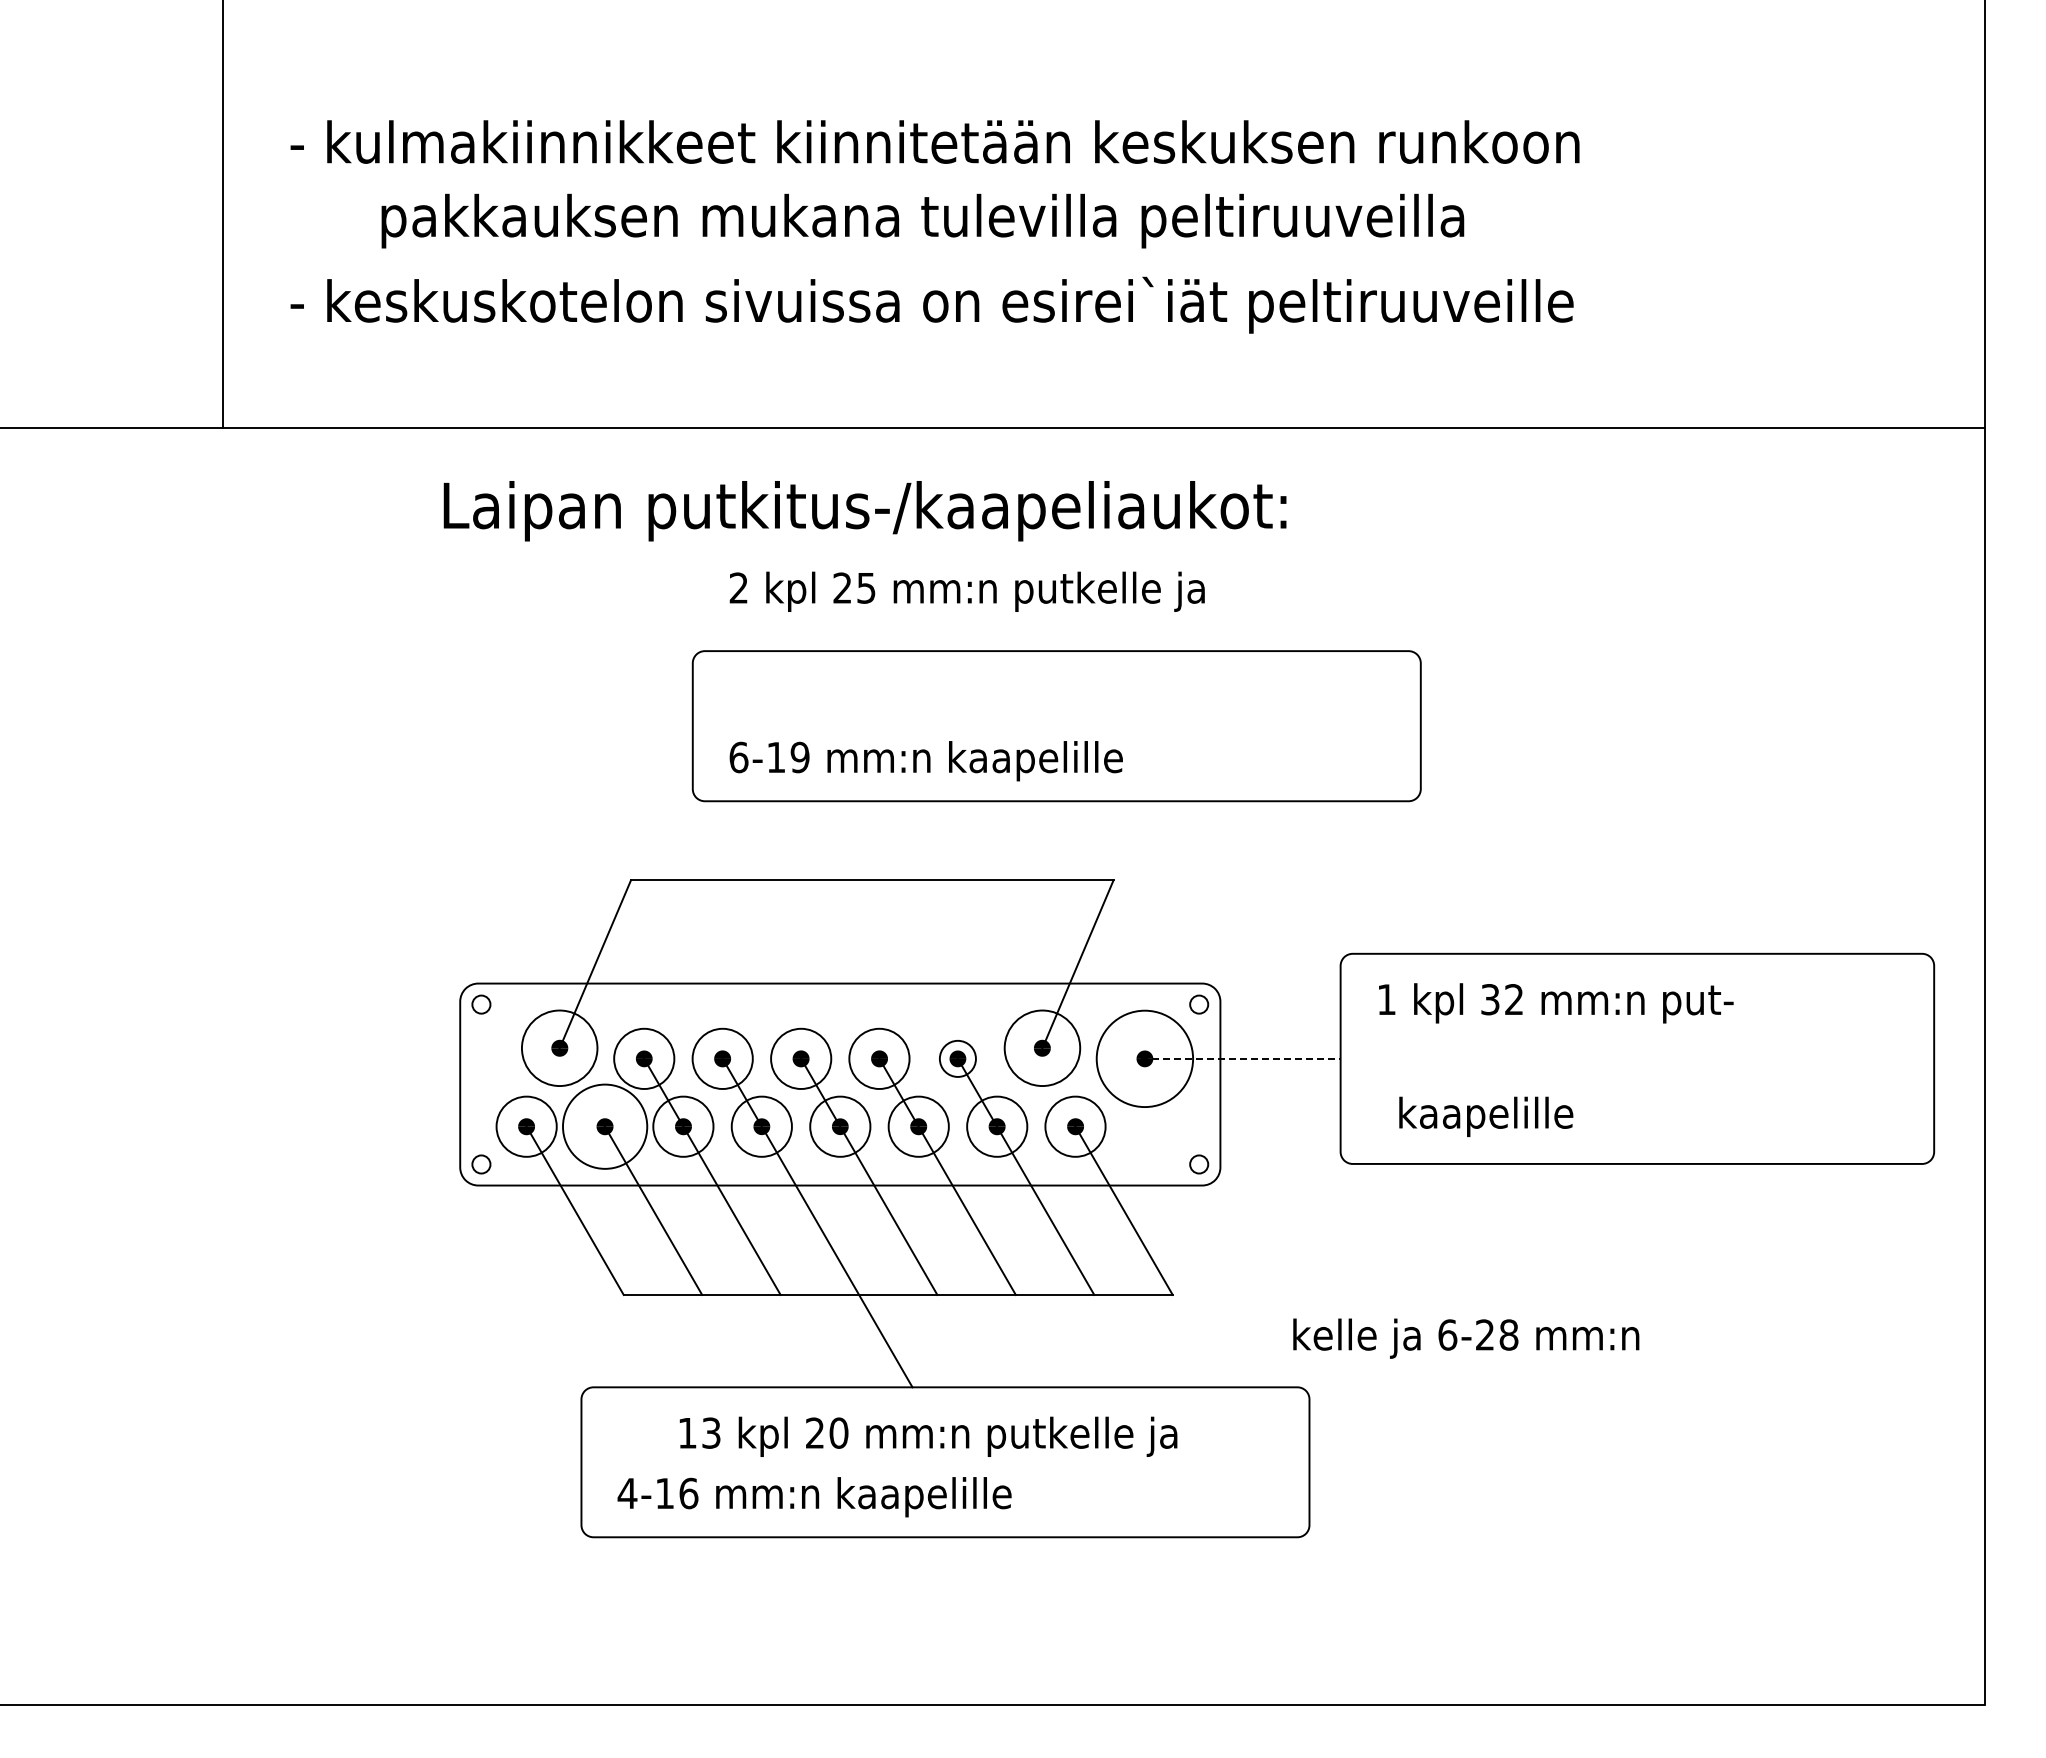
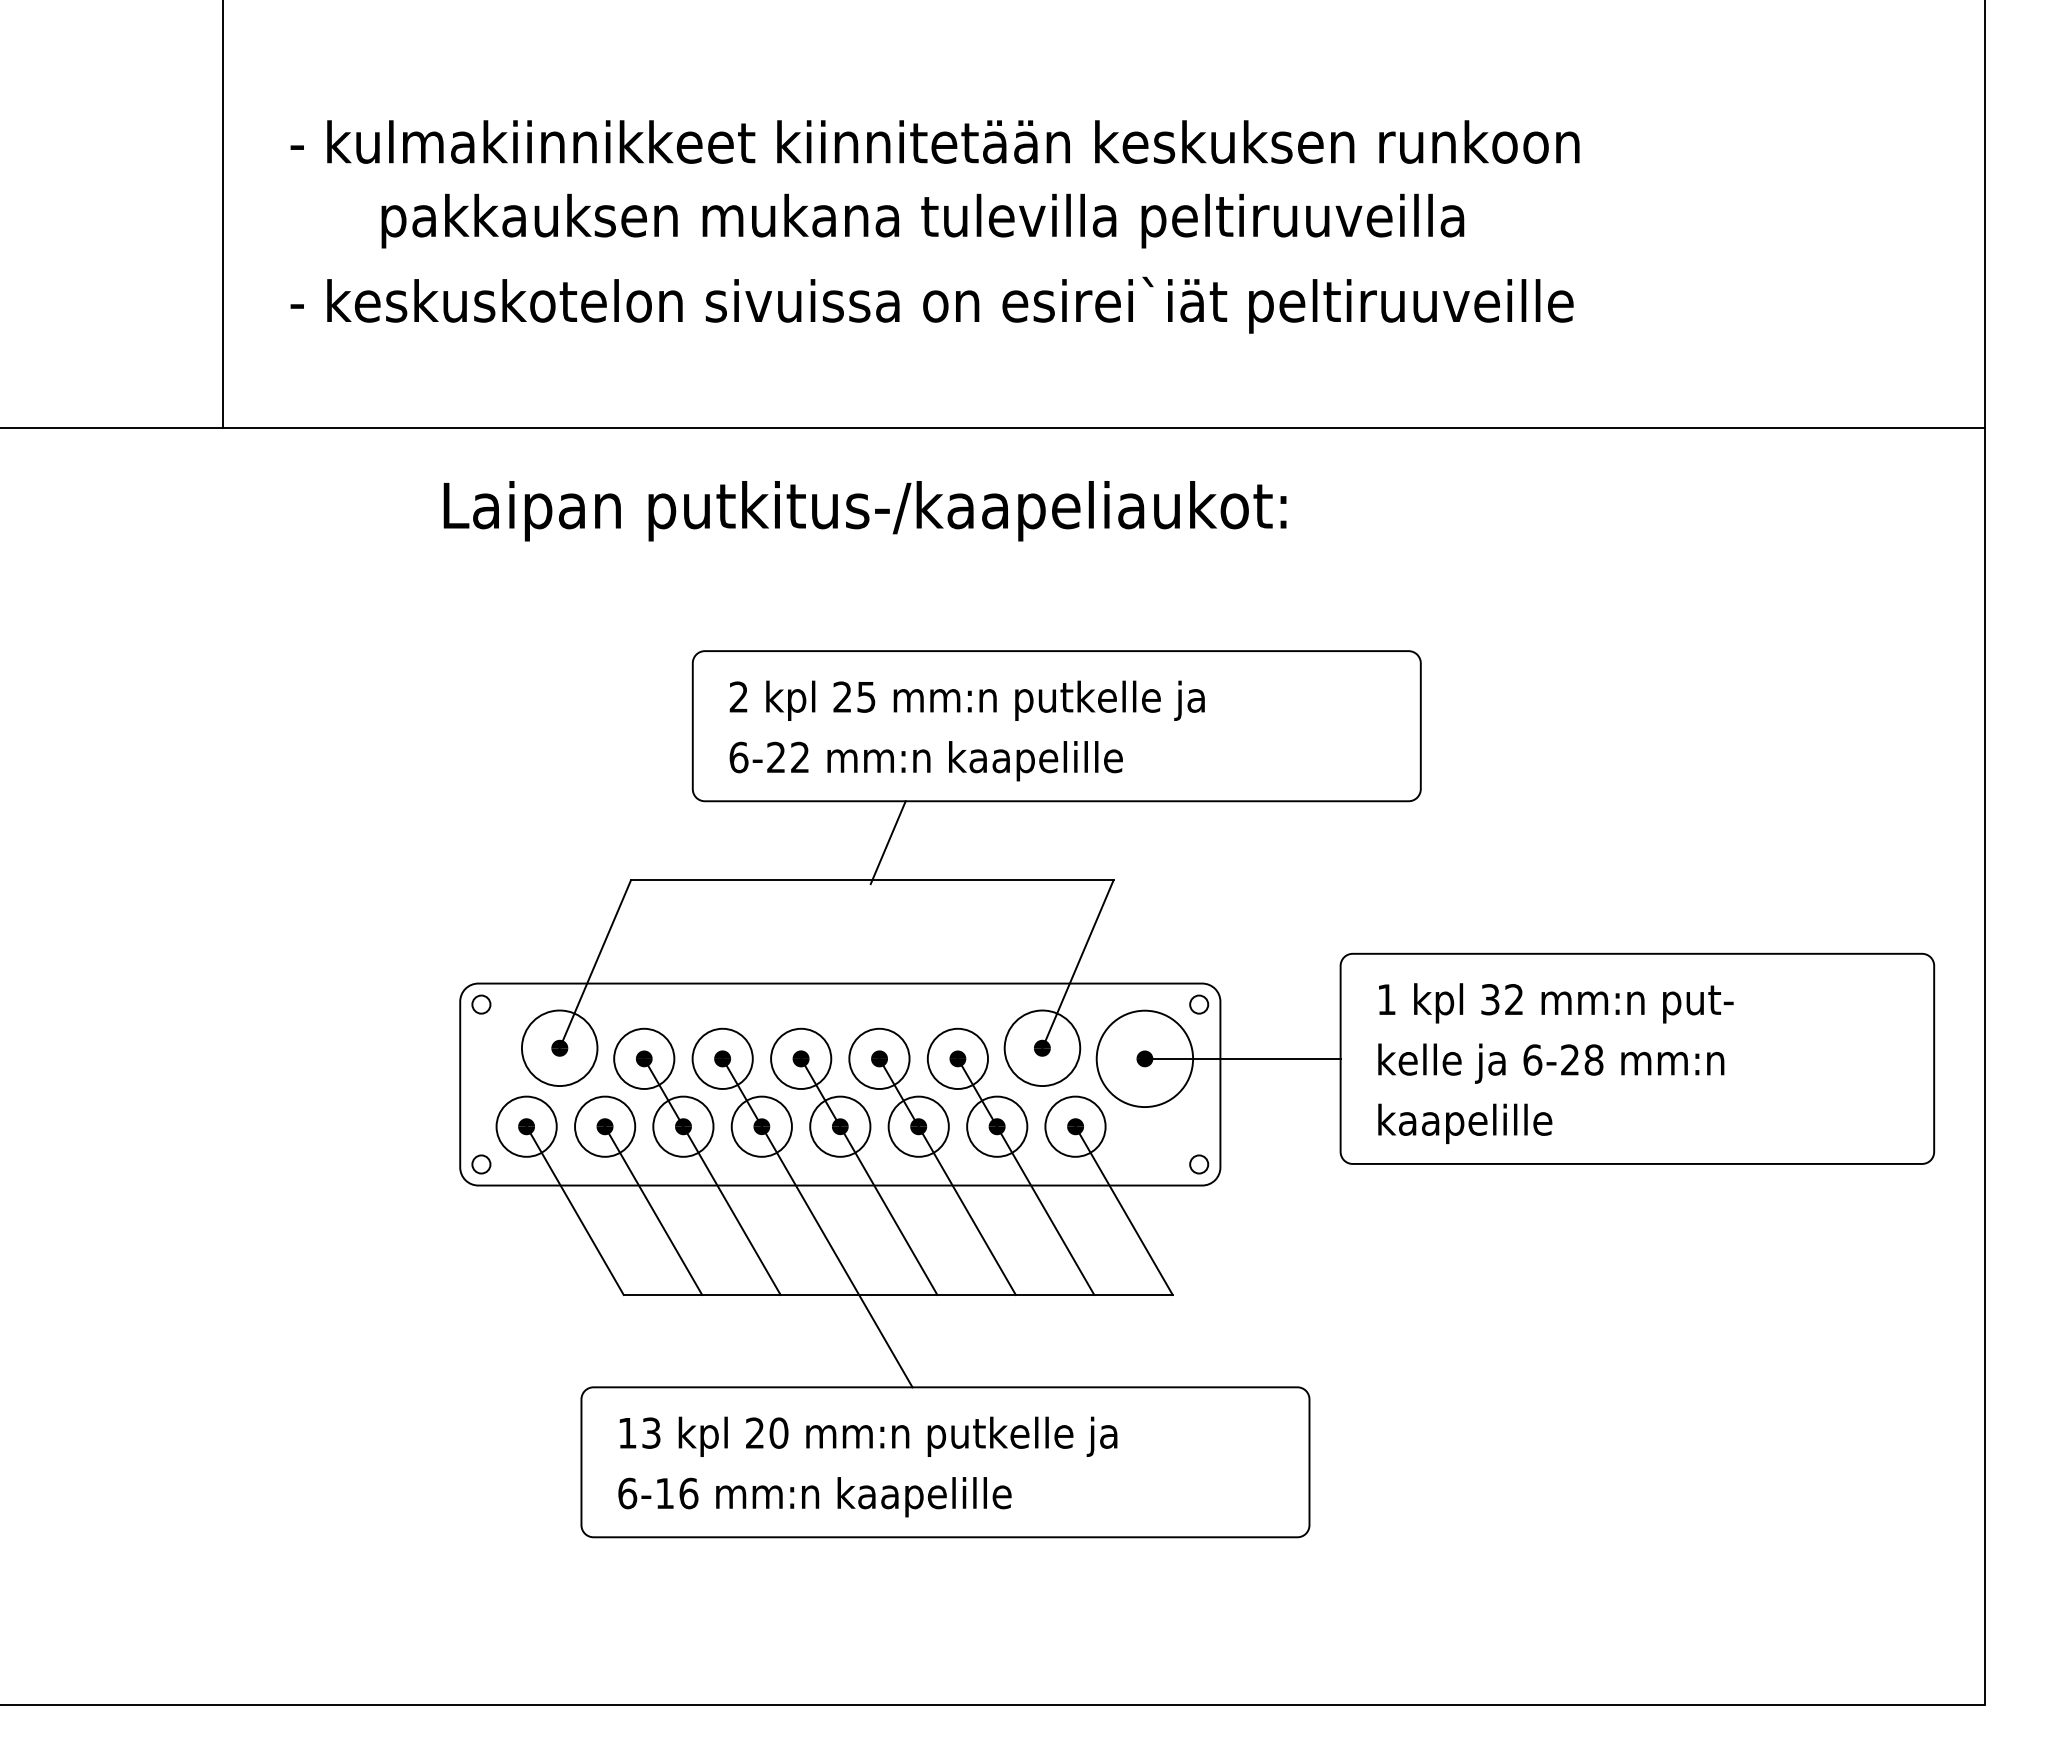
text position: (966, 591) -> (966, 700) (966, 700)
text: 6-19 -> 6-22 (788, 757)
line: none -> present (887, 842)
circle diameter: 36 px -> 60 px (957, 1058)
line: dashed -> solid (1240, 1058)
text position: (1486, 1116) -> (1465, 1123) (1465, 1123)
circle diameter: 84 px -> 60 px (605, 1126)
text position: (1466, 1338) -> (1551, 1063) (1551, 1063)
text position: (928, 1436) -> (868, 1436) (868, 1436)
text: 4-16 -> 6-16 (627, 1493)
